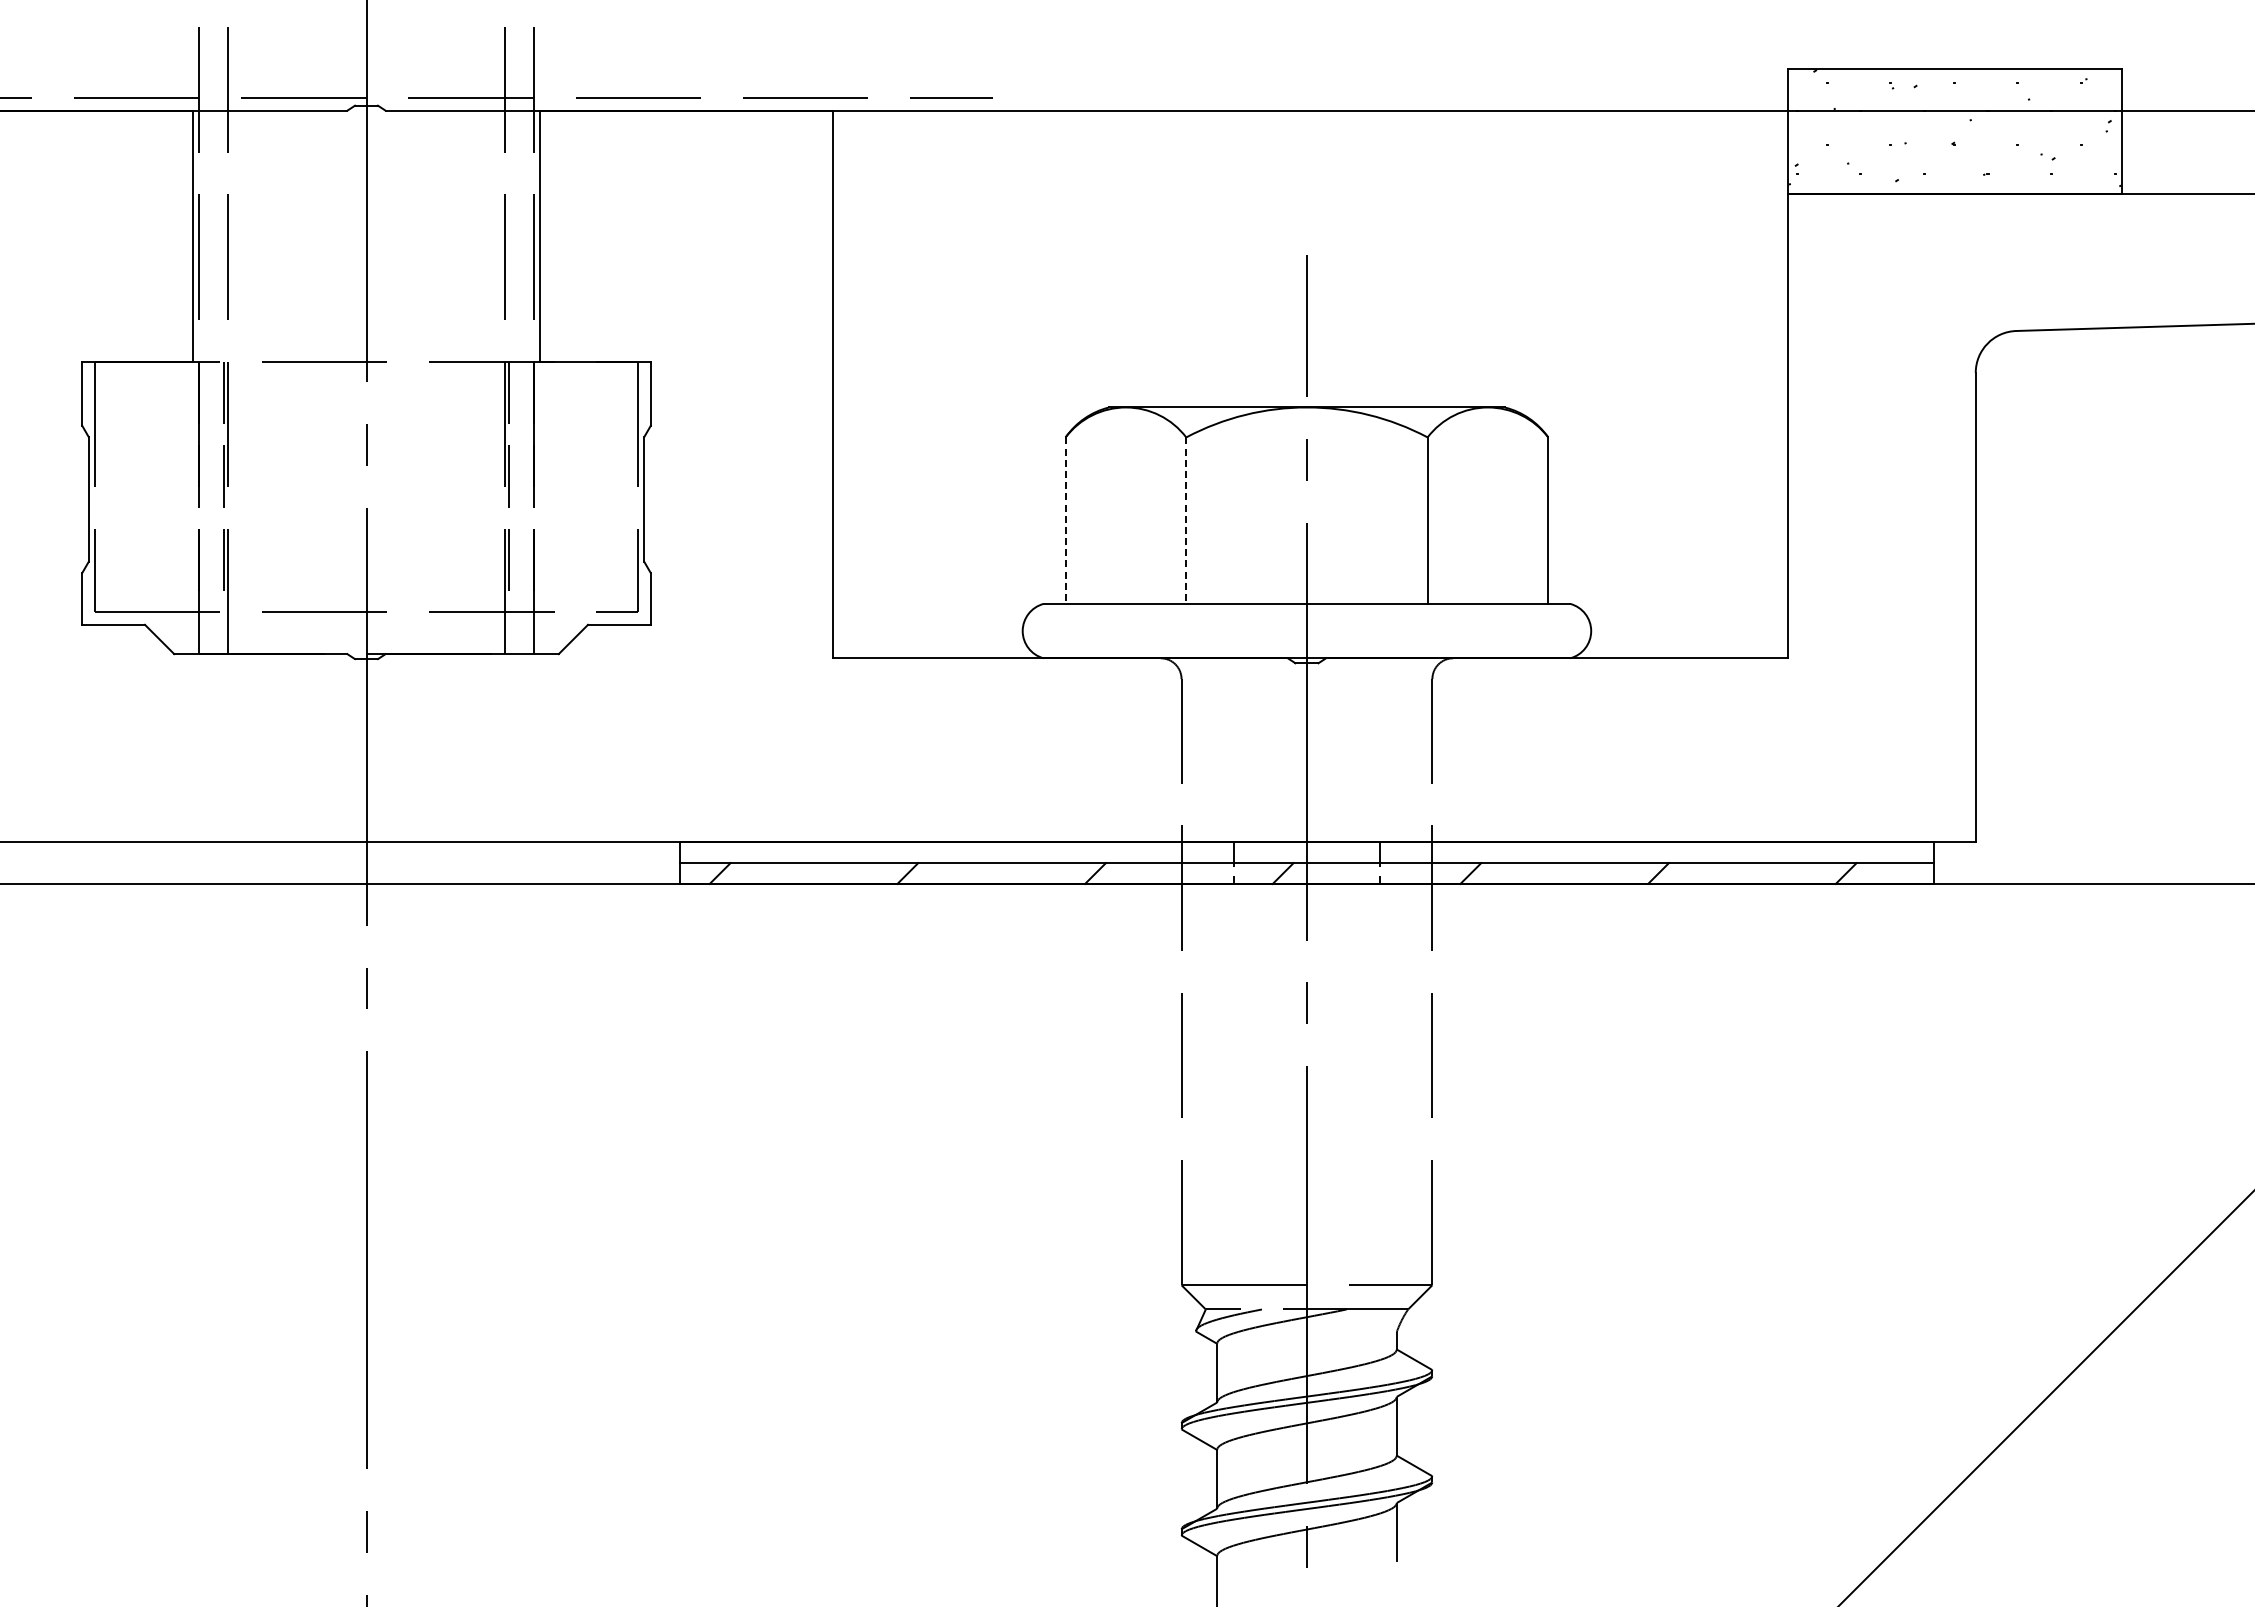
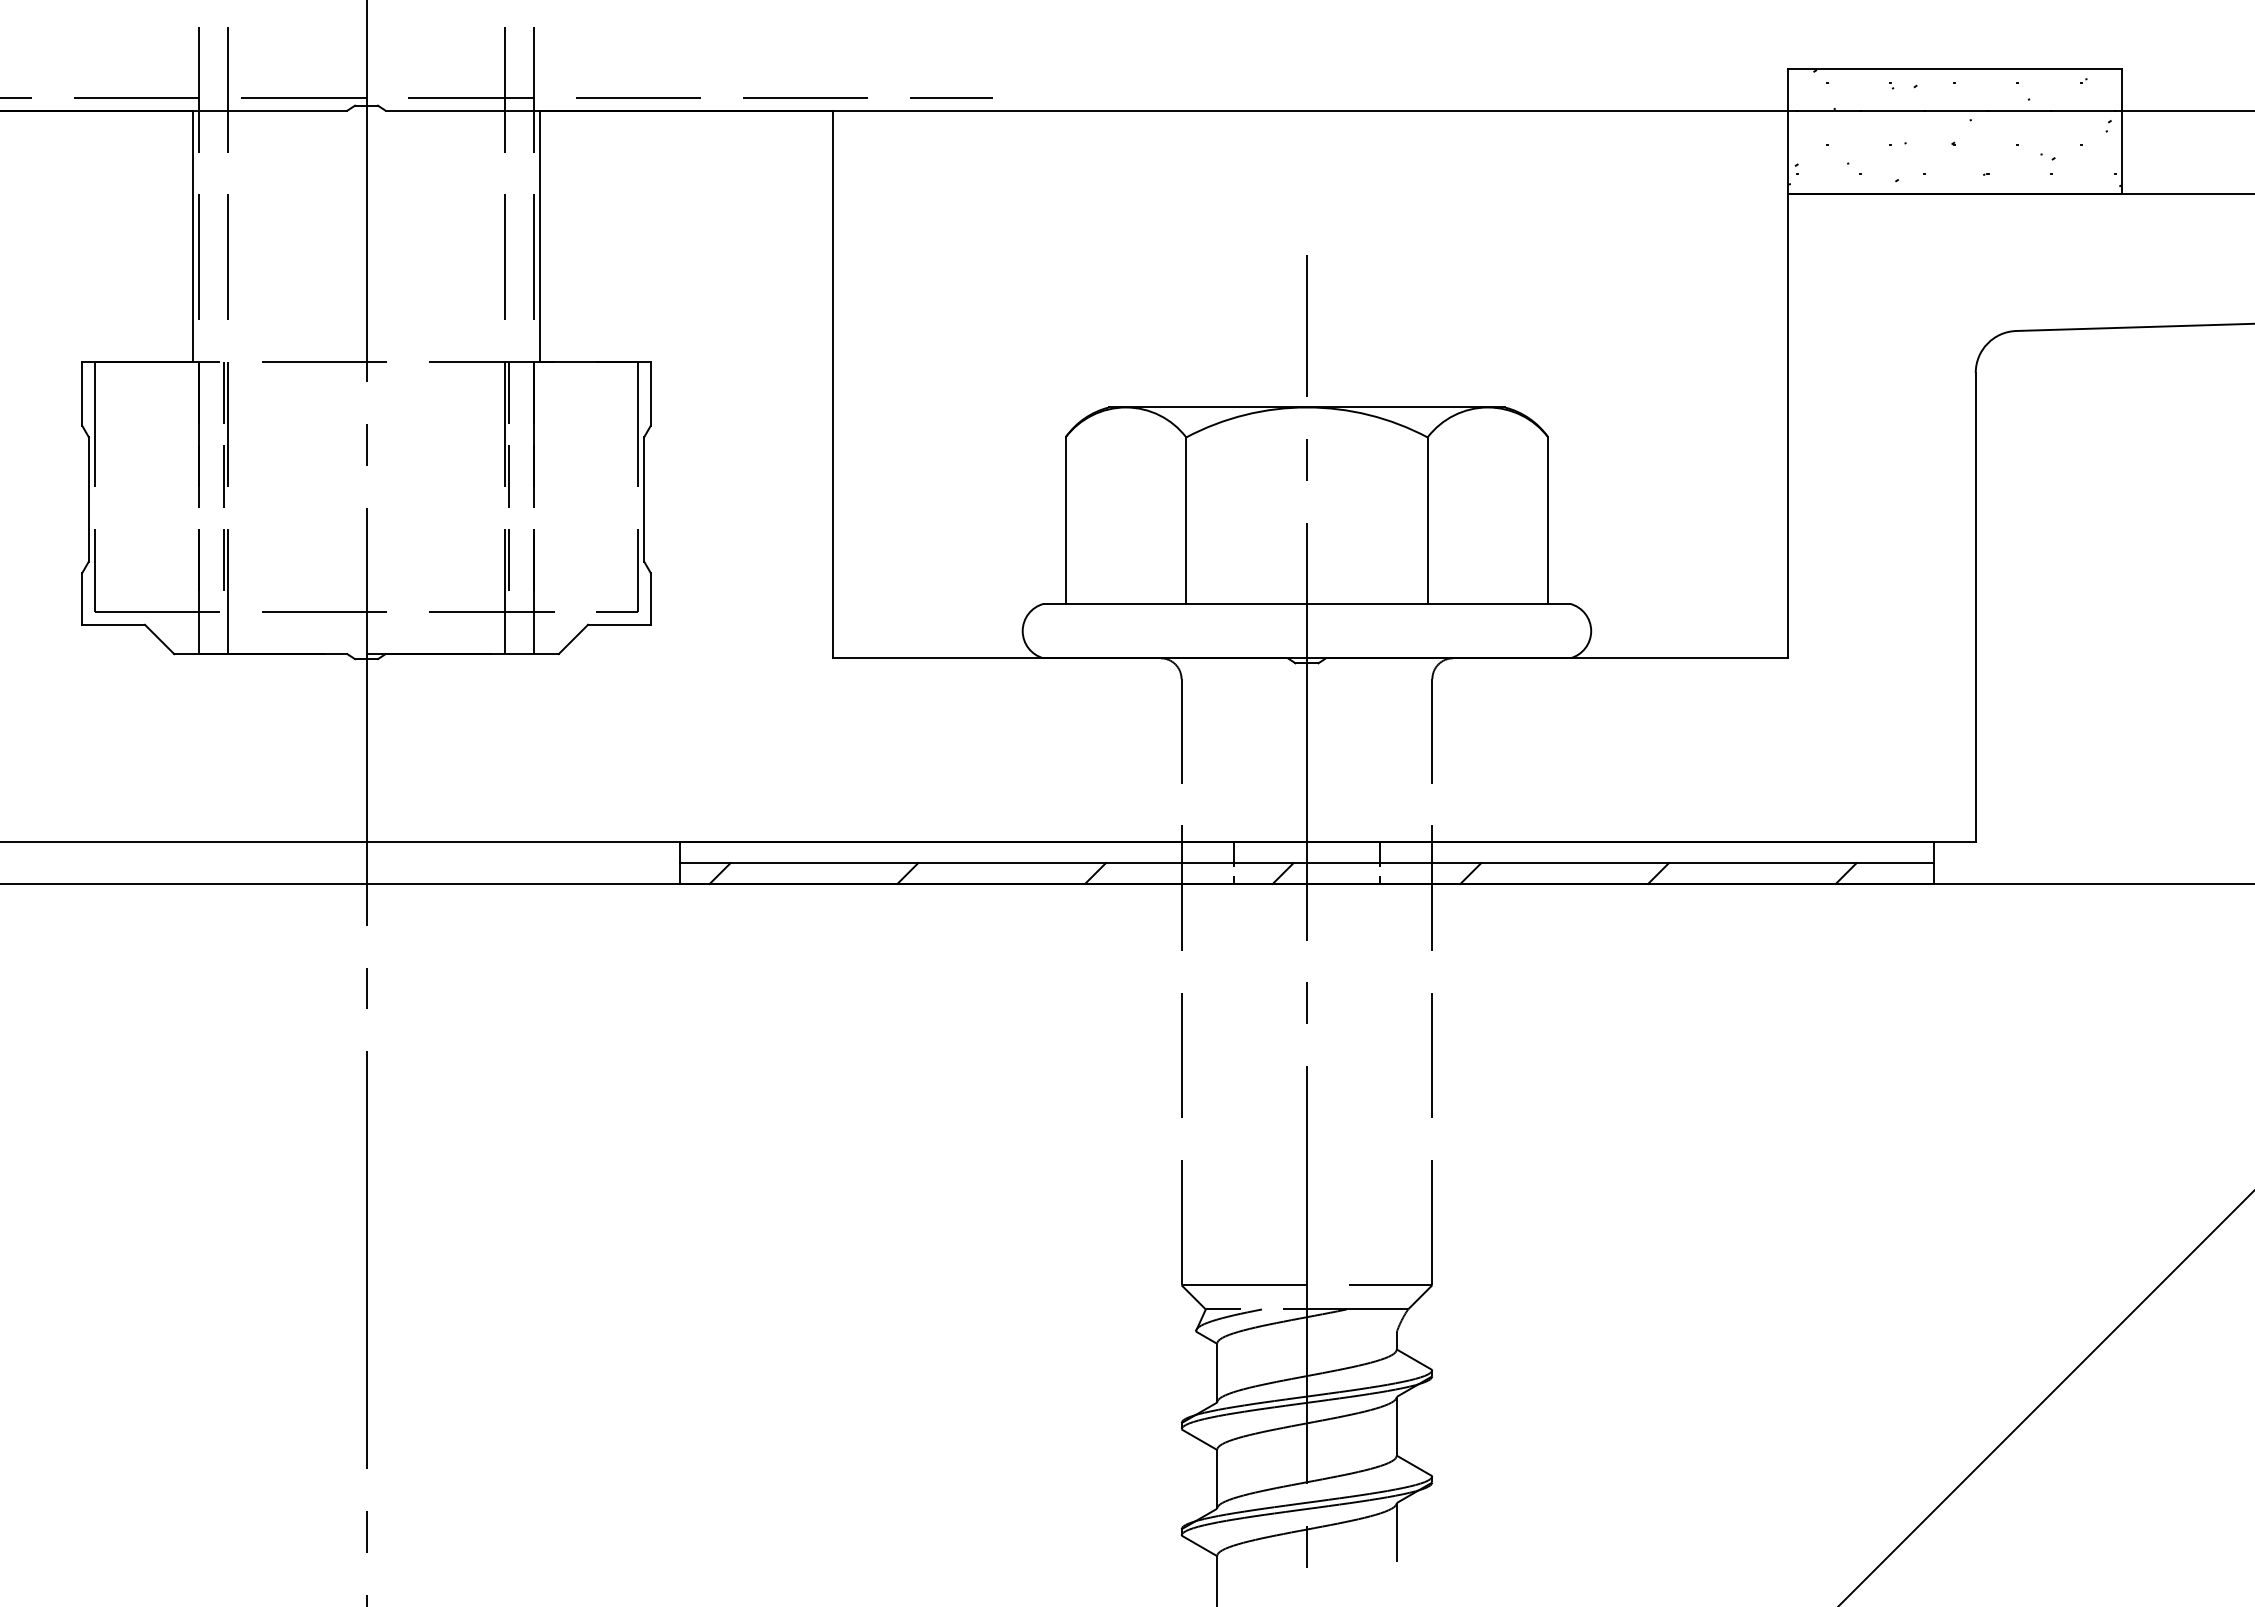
line: dashed -> solid (1065, 521)
line: dashed -> solid (1186, 521)
